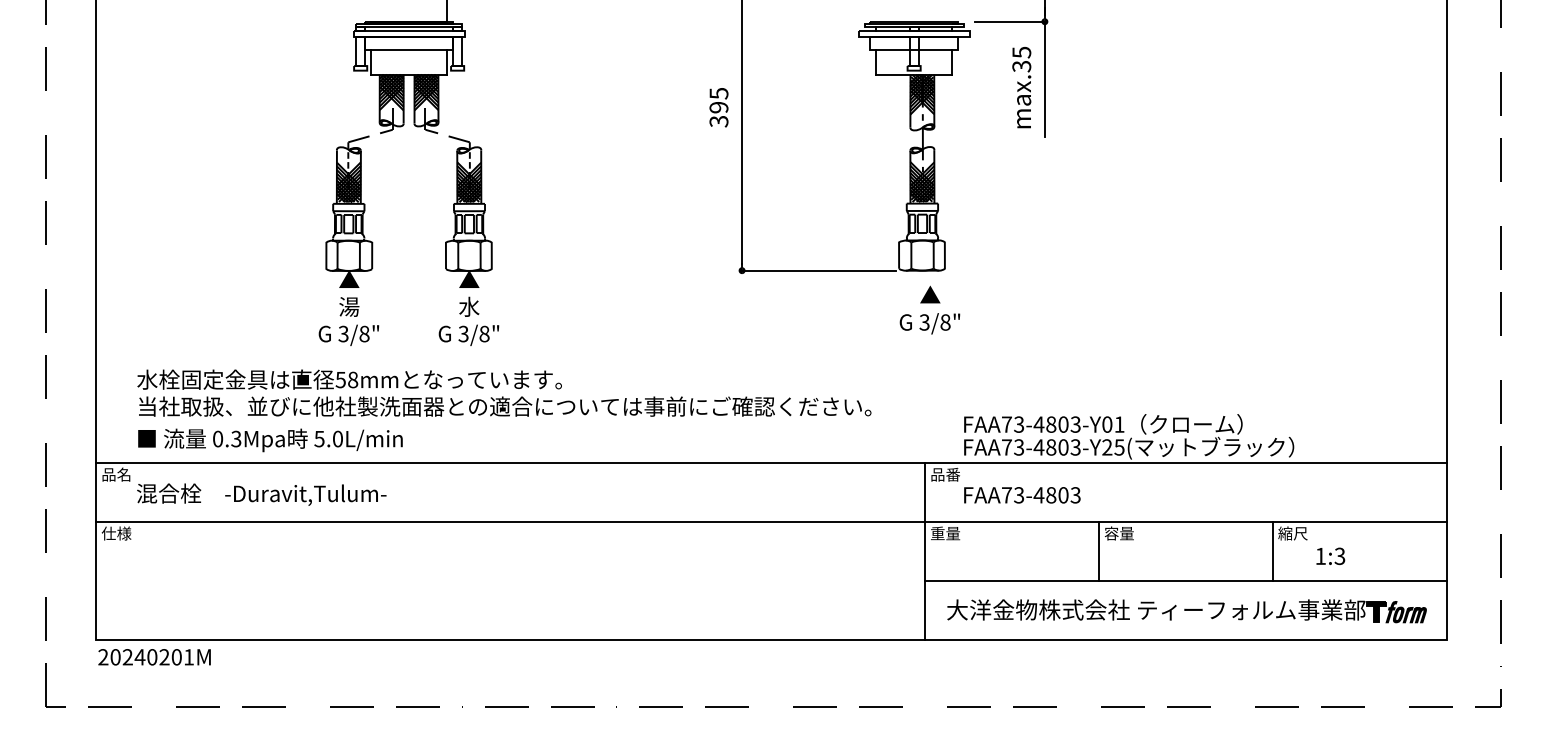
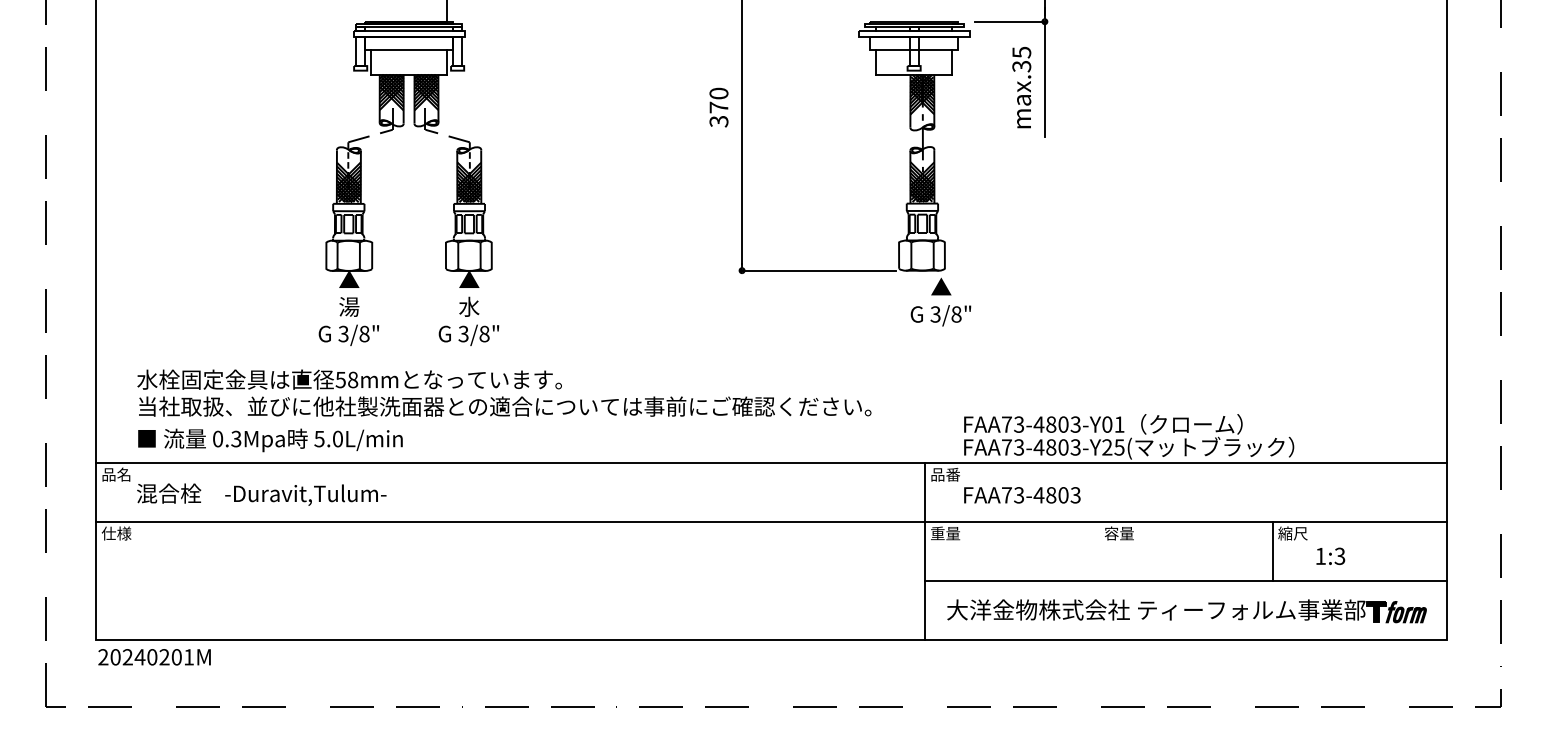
text: 395 -> 370 (718, 100)
text position: (929, 309) -> (940, 301) (940, 301)
line: present -> none (1099, 551)
